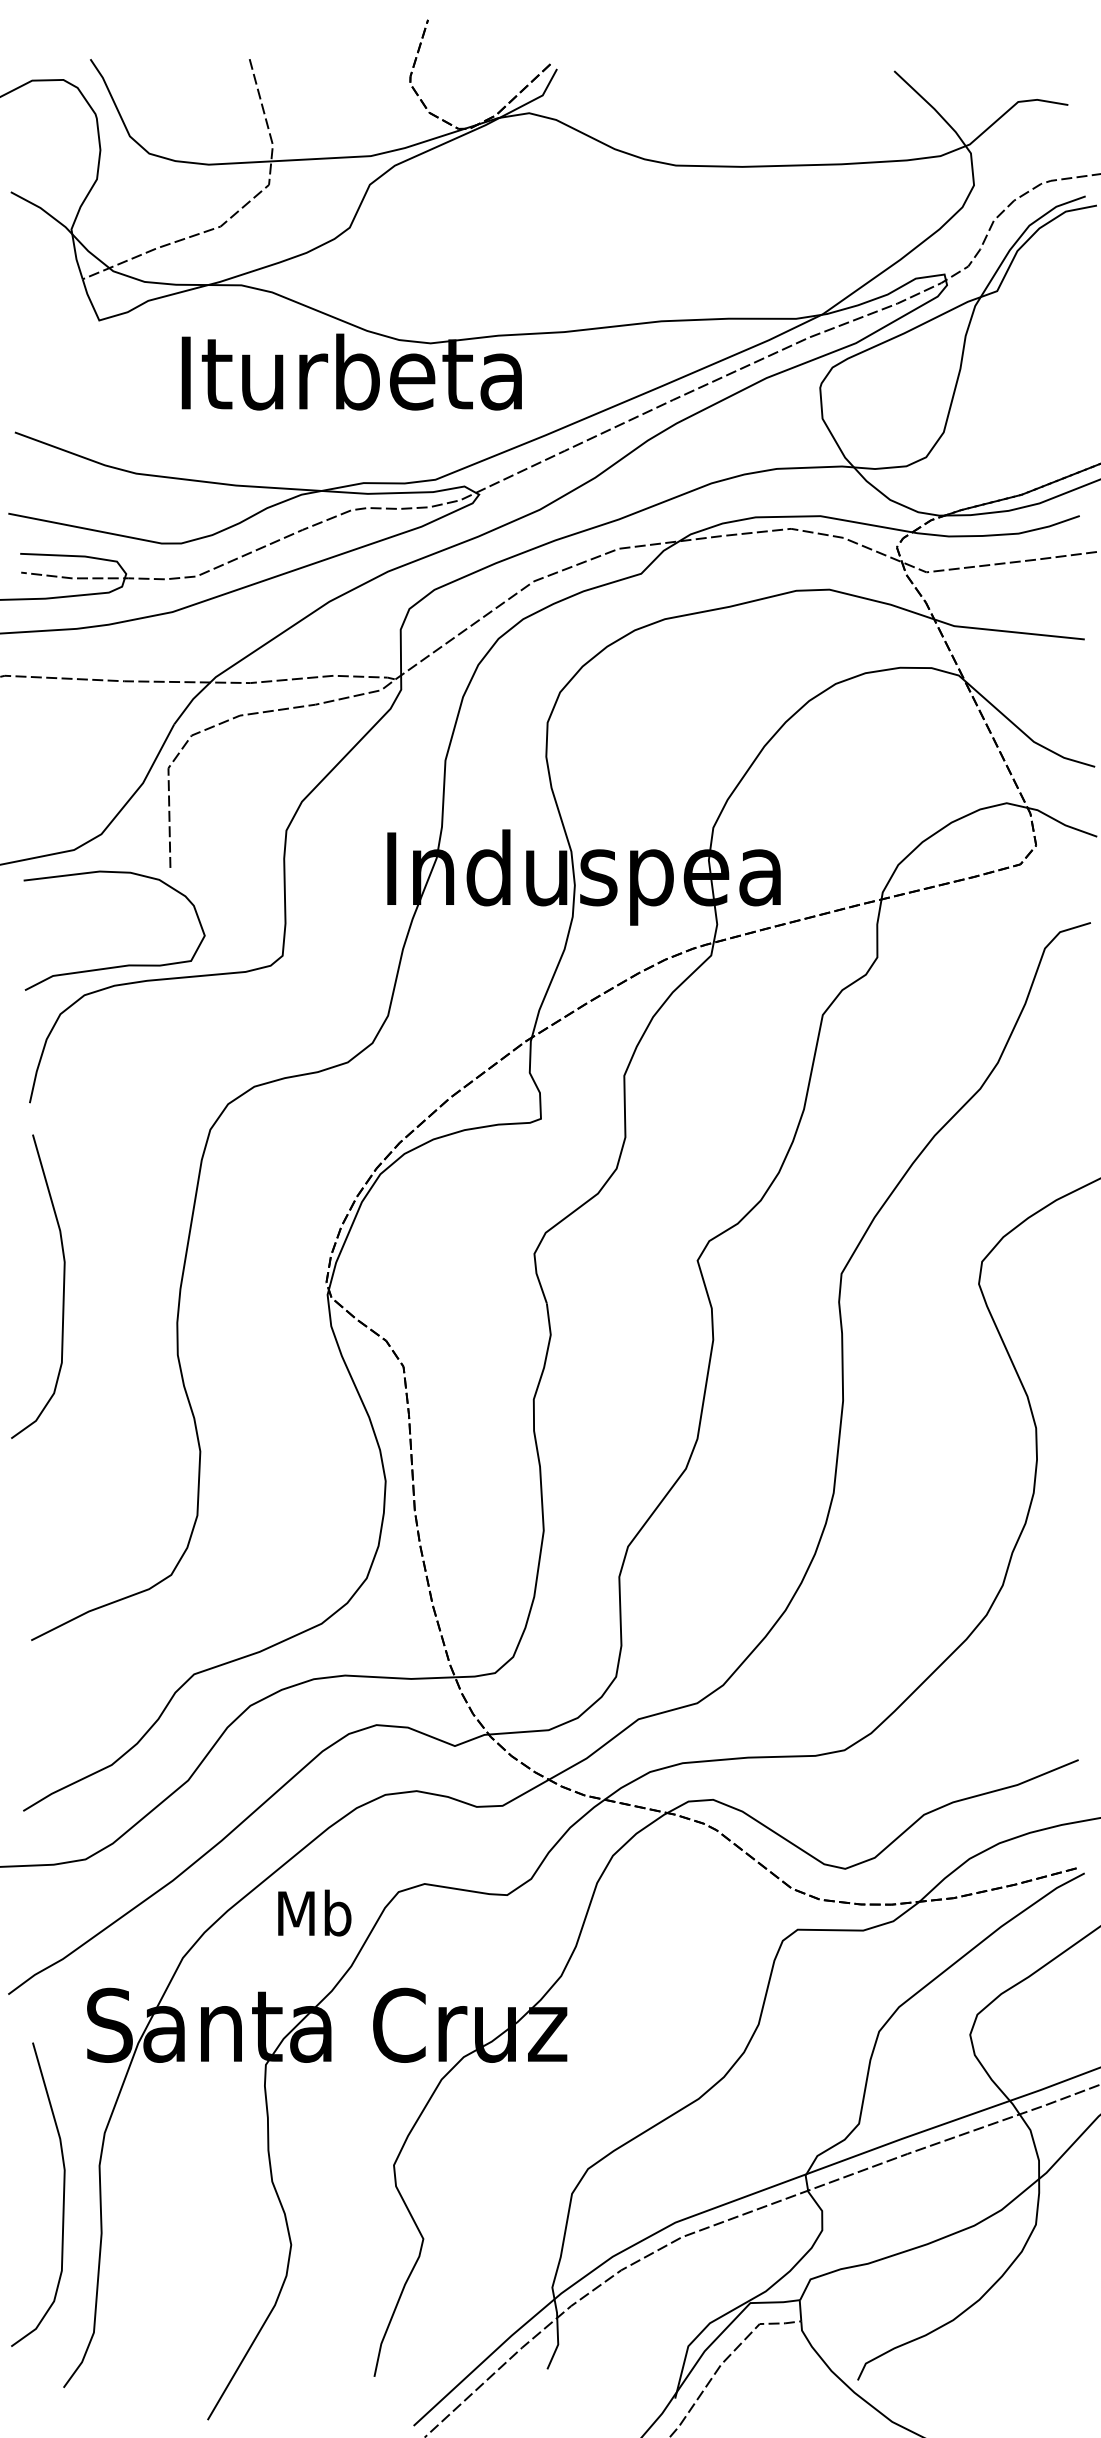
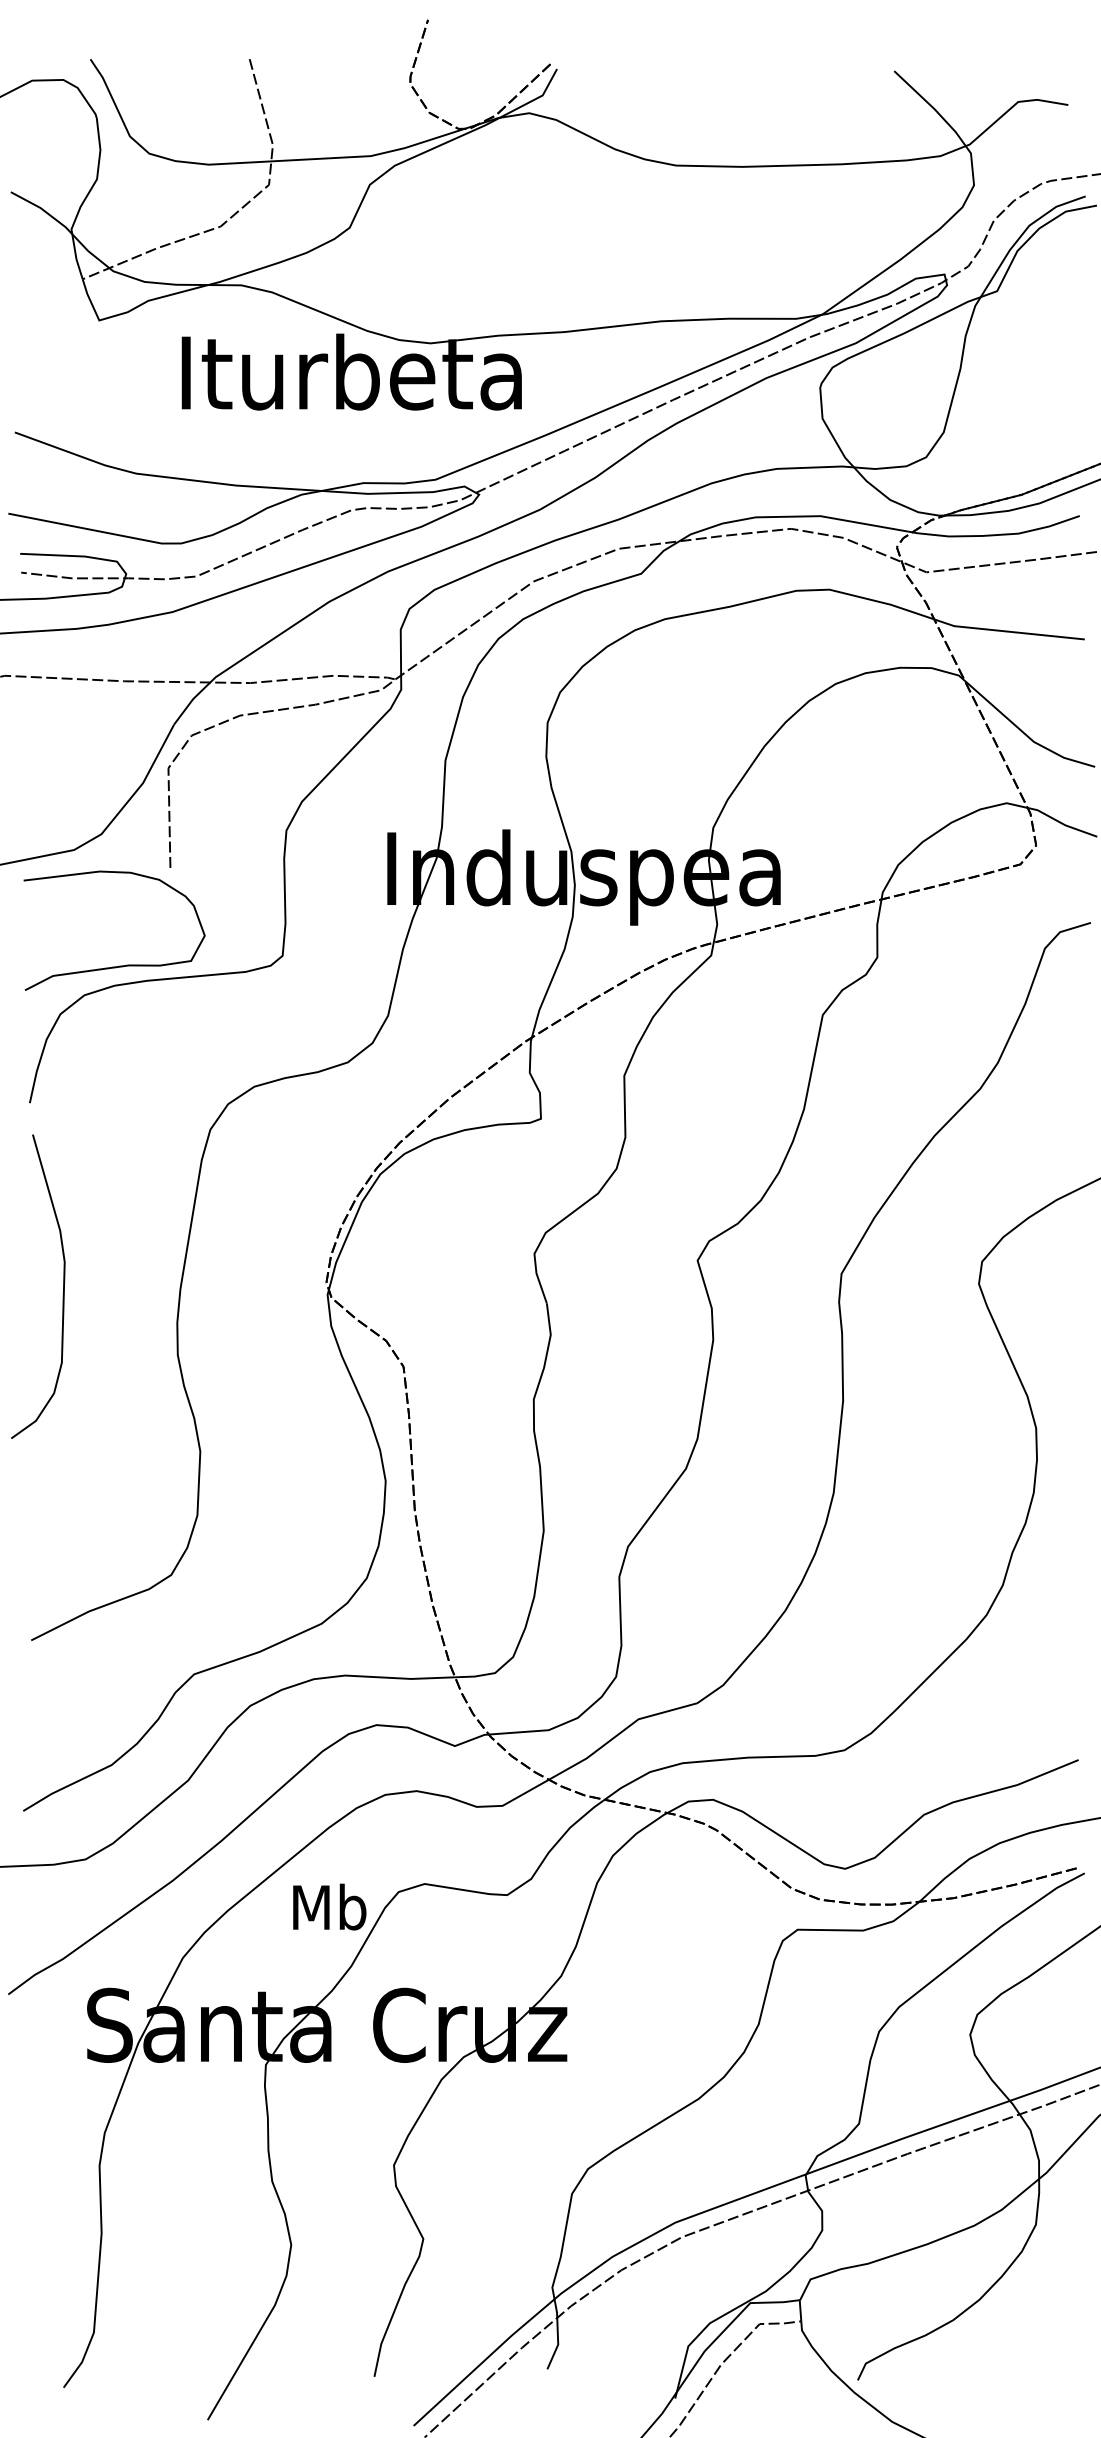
text position: (314, 1912) -> (329, 1906) (329, 1906)
curve: present -> none (63, 2194)
